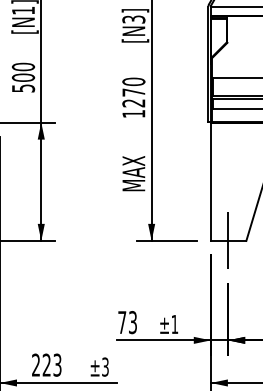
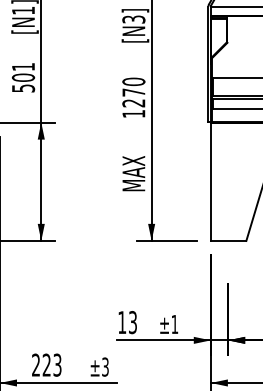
text: 500 -> 501 (23, 66)
line: present -> none (228, 240)
text: 73 -> 13 (122, 322)
